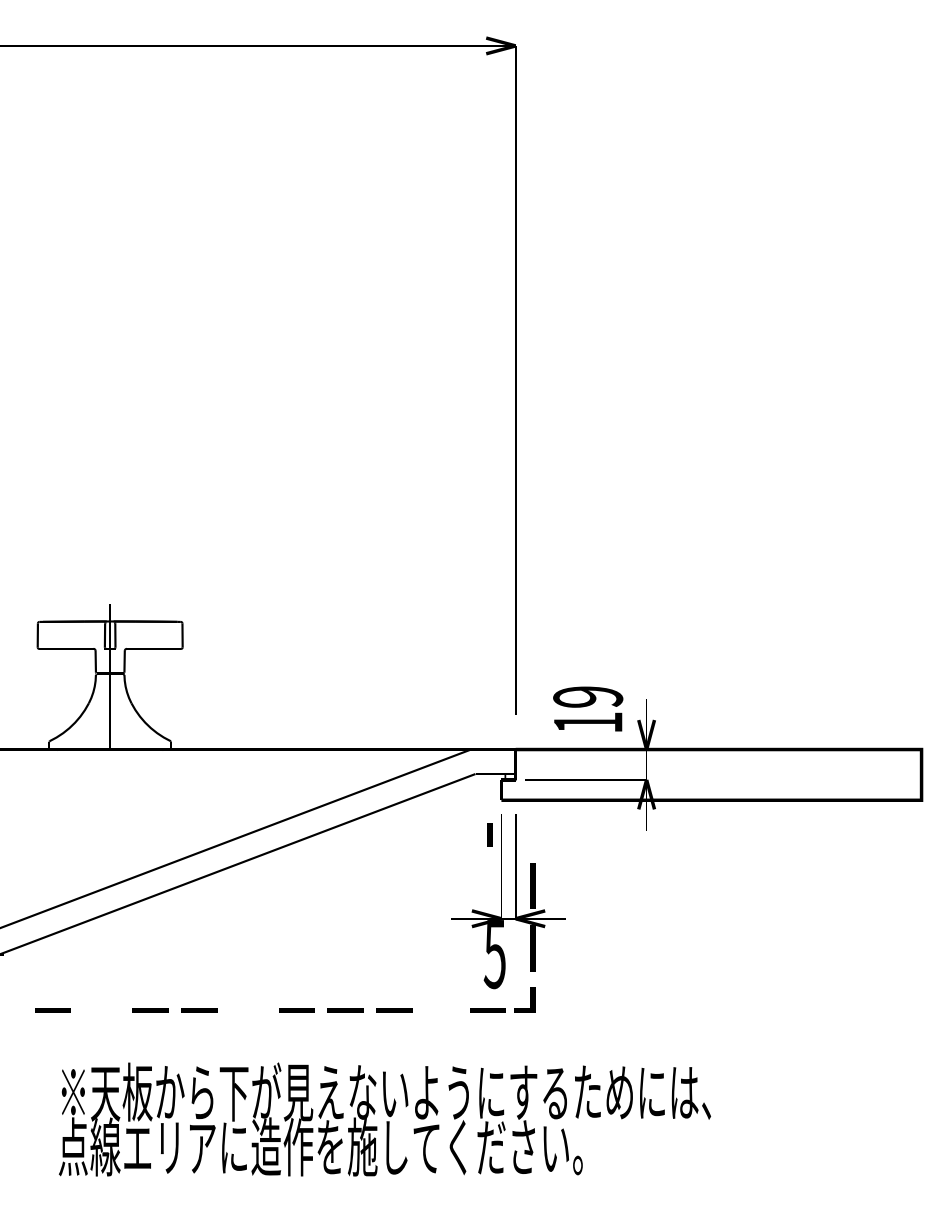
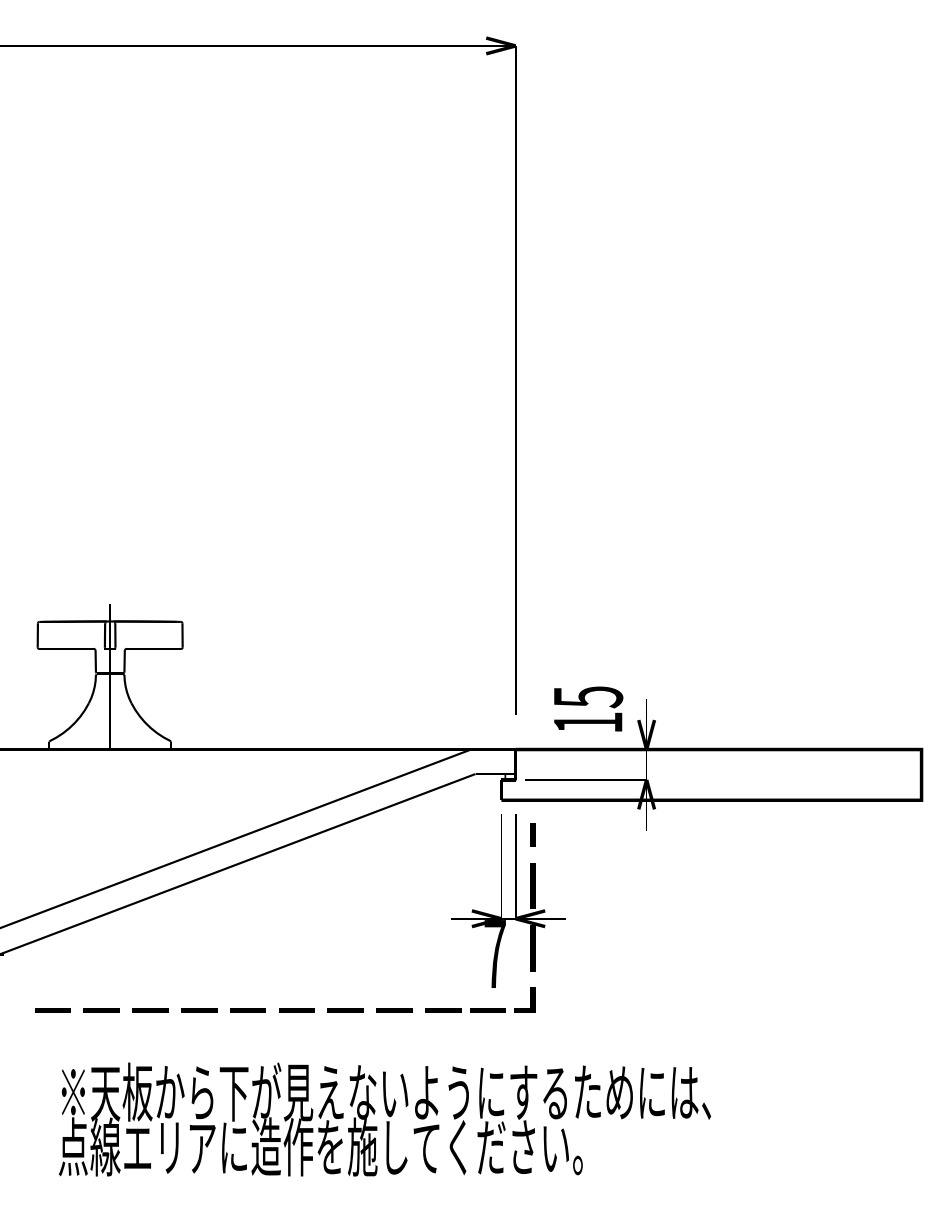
text: 19 -> 15 (588, 697)
line position: (489, 834) -> (532, 834) (532, 834)
text: 5 -> 7 (494, 954)
line: none -> present (101, 1010)
line: none -> present (247, 1010)
line: none -> present (443, 1010)
